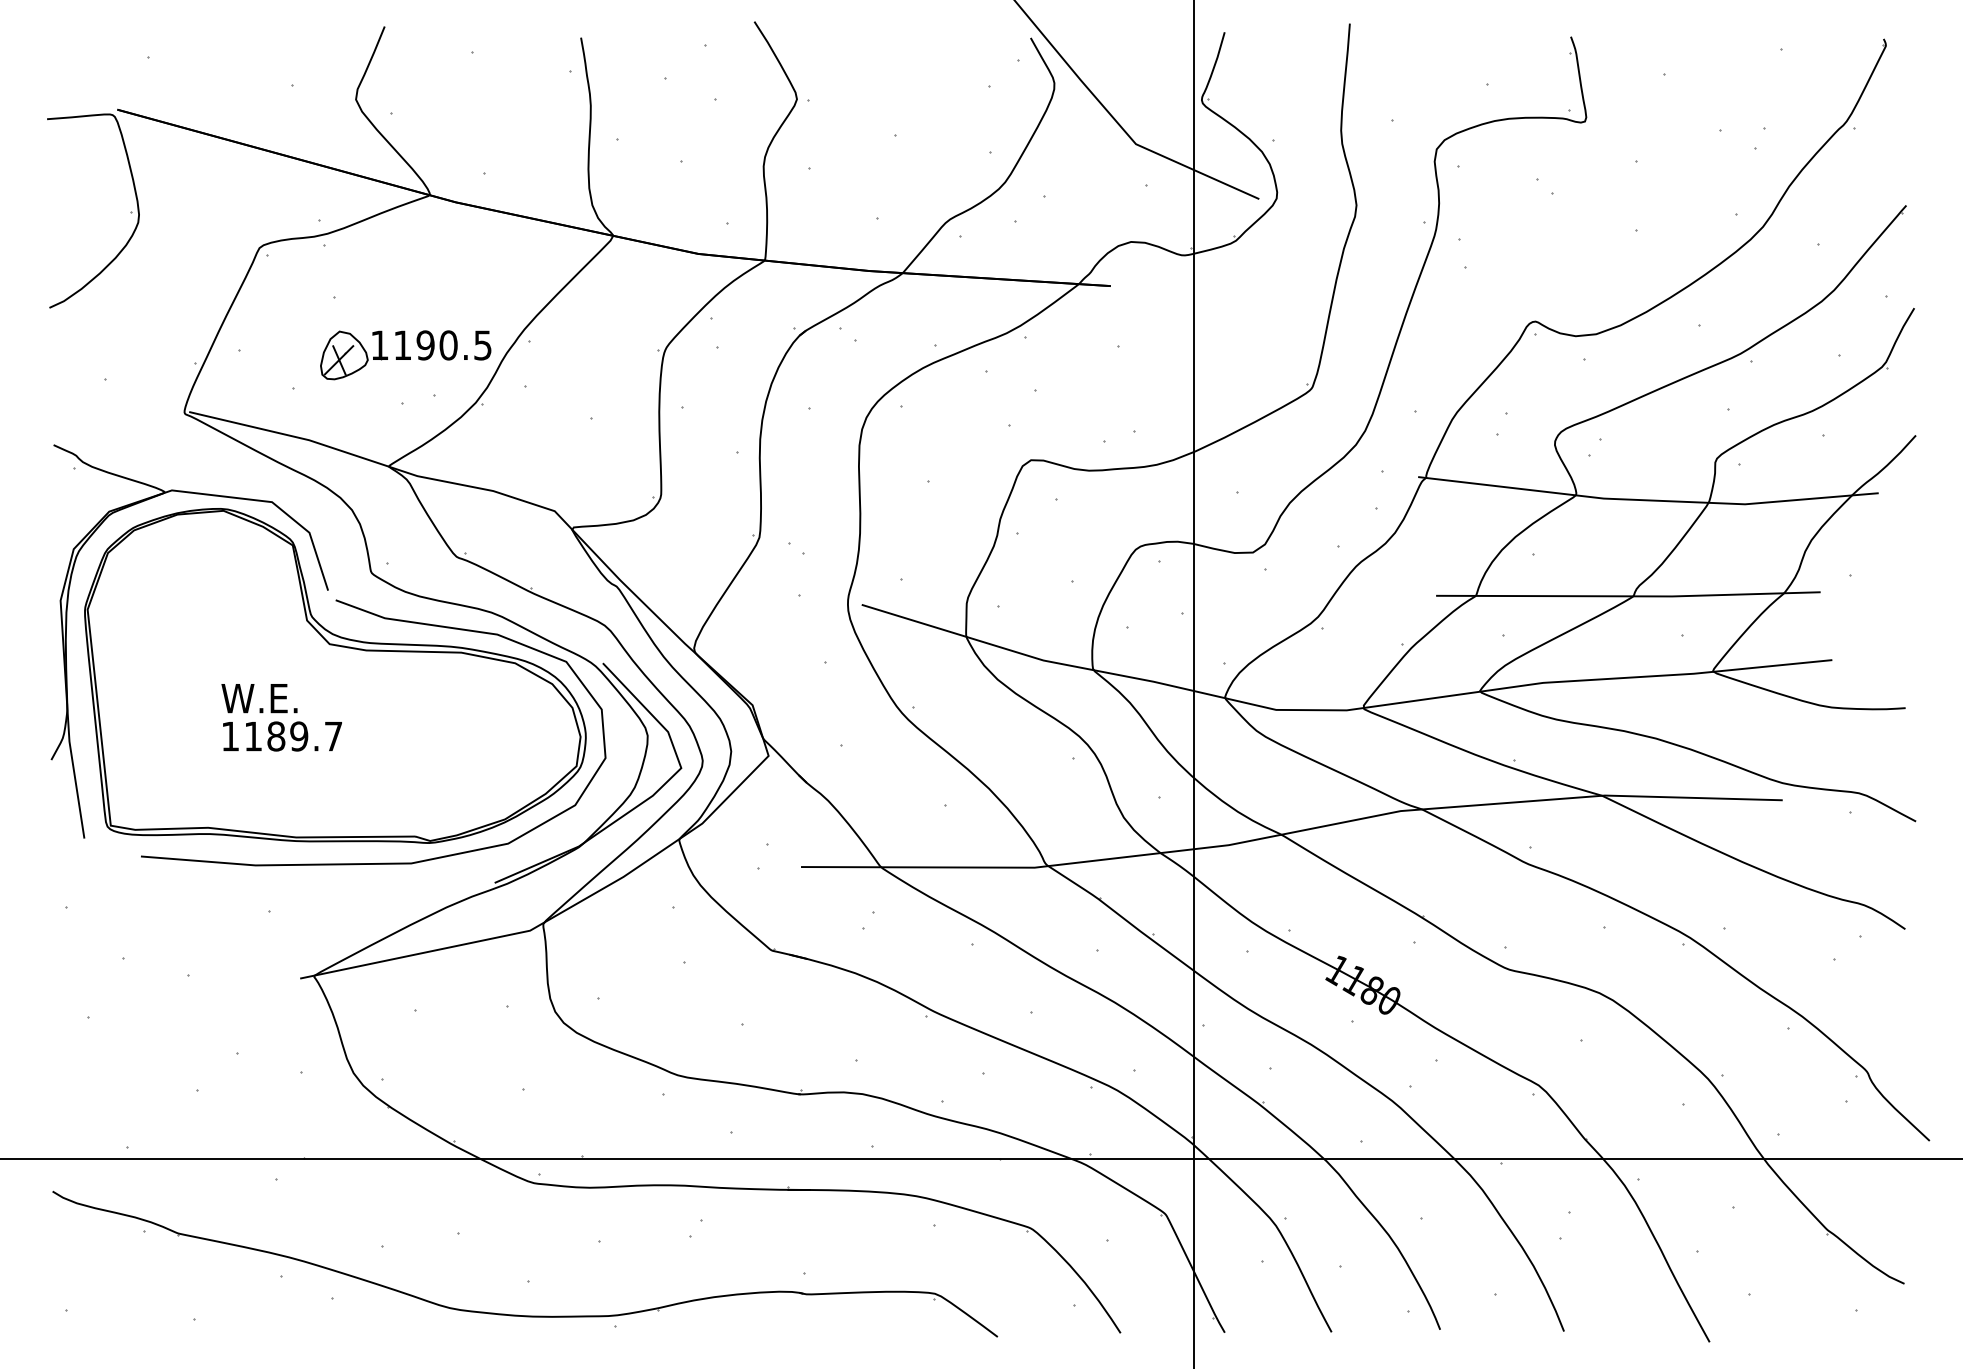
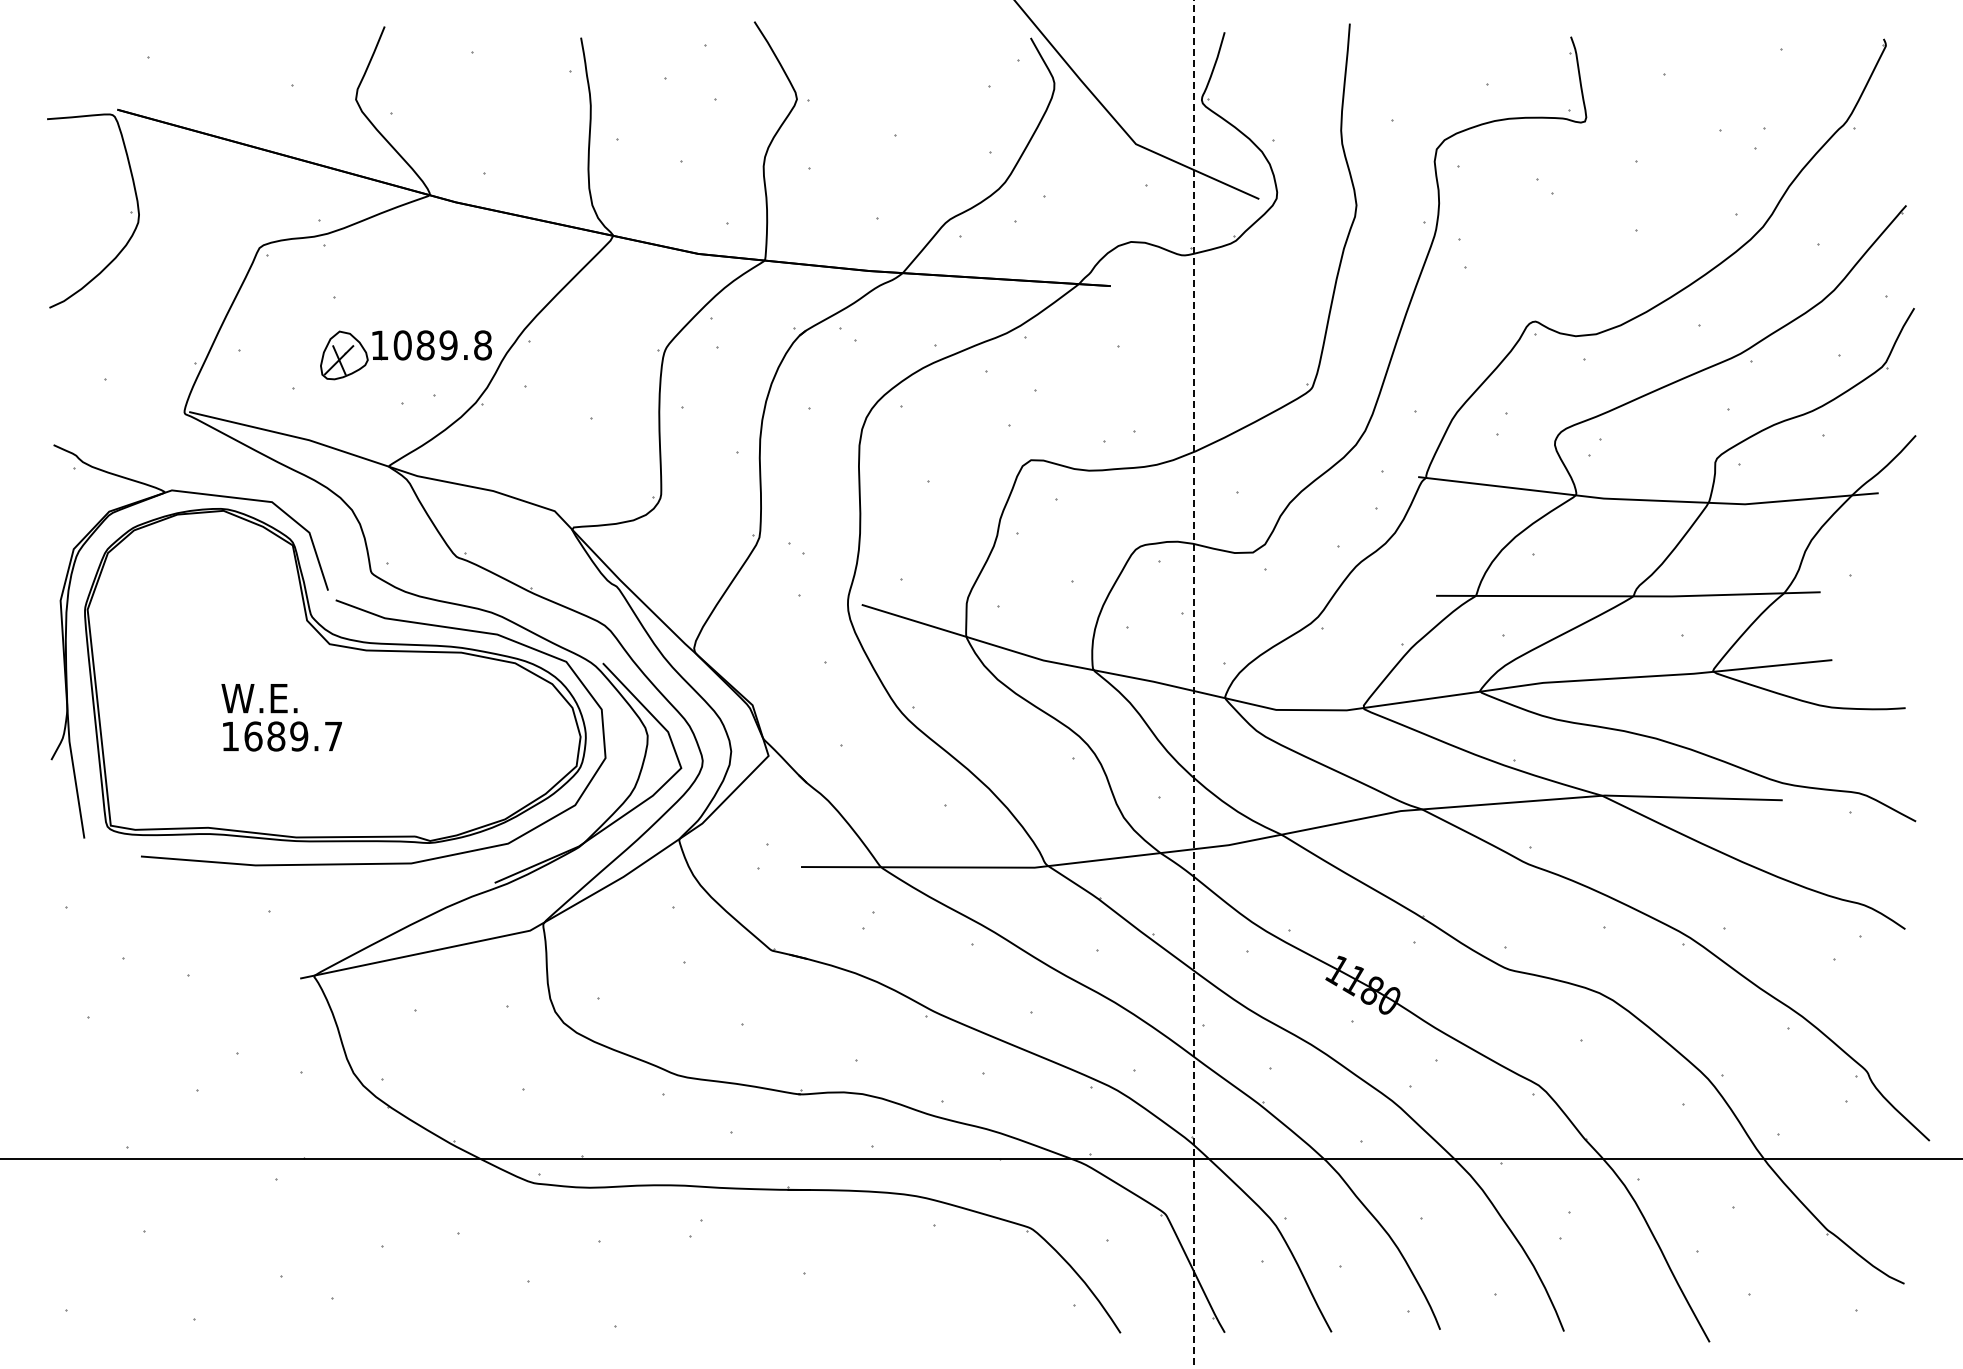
text: 1190.5 -> 1089.8 (442, 345)
line: solid -> dashed (1194, 684)
text: 1189.7 -> 1689.7 (253, 736)
part: present -> none (517, 1314)
